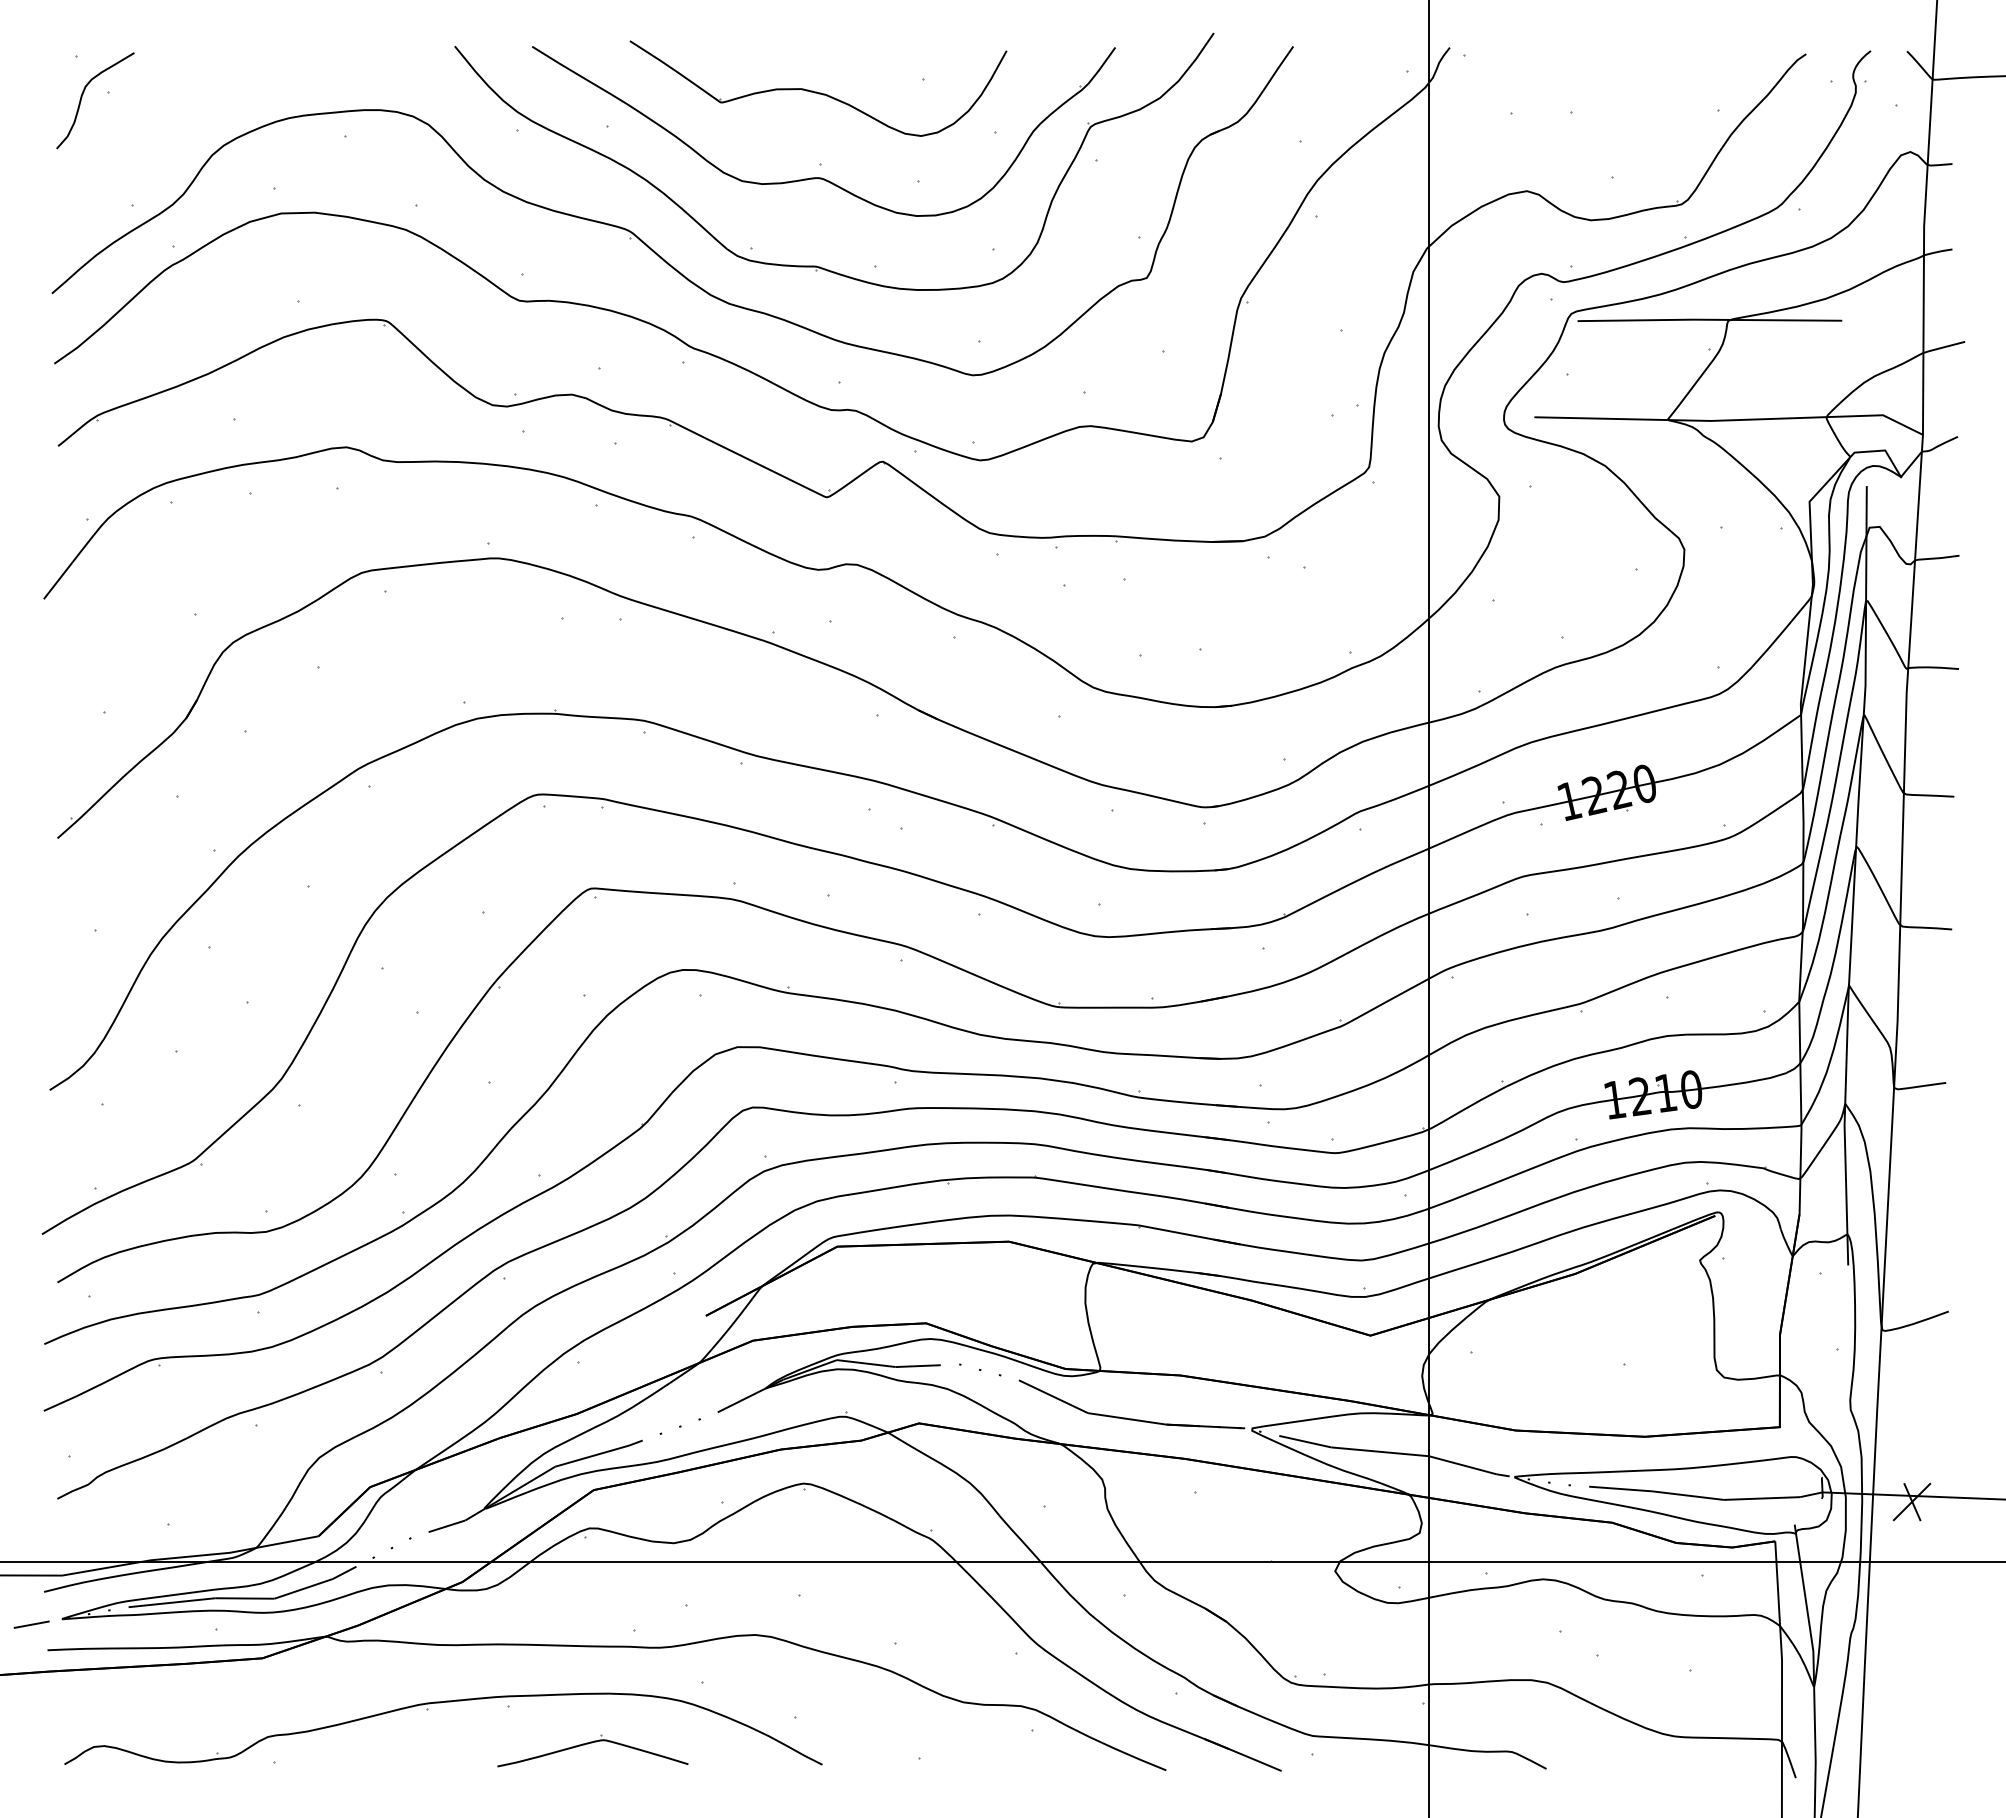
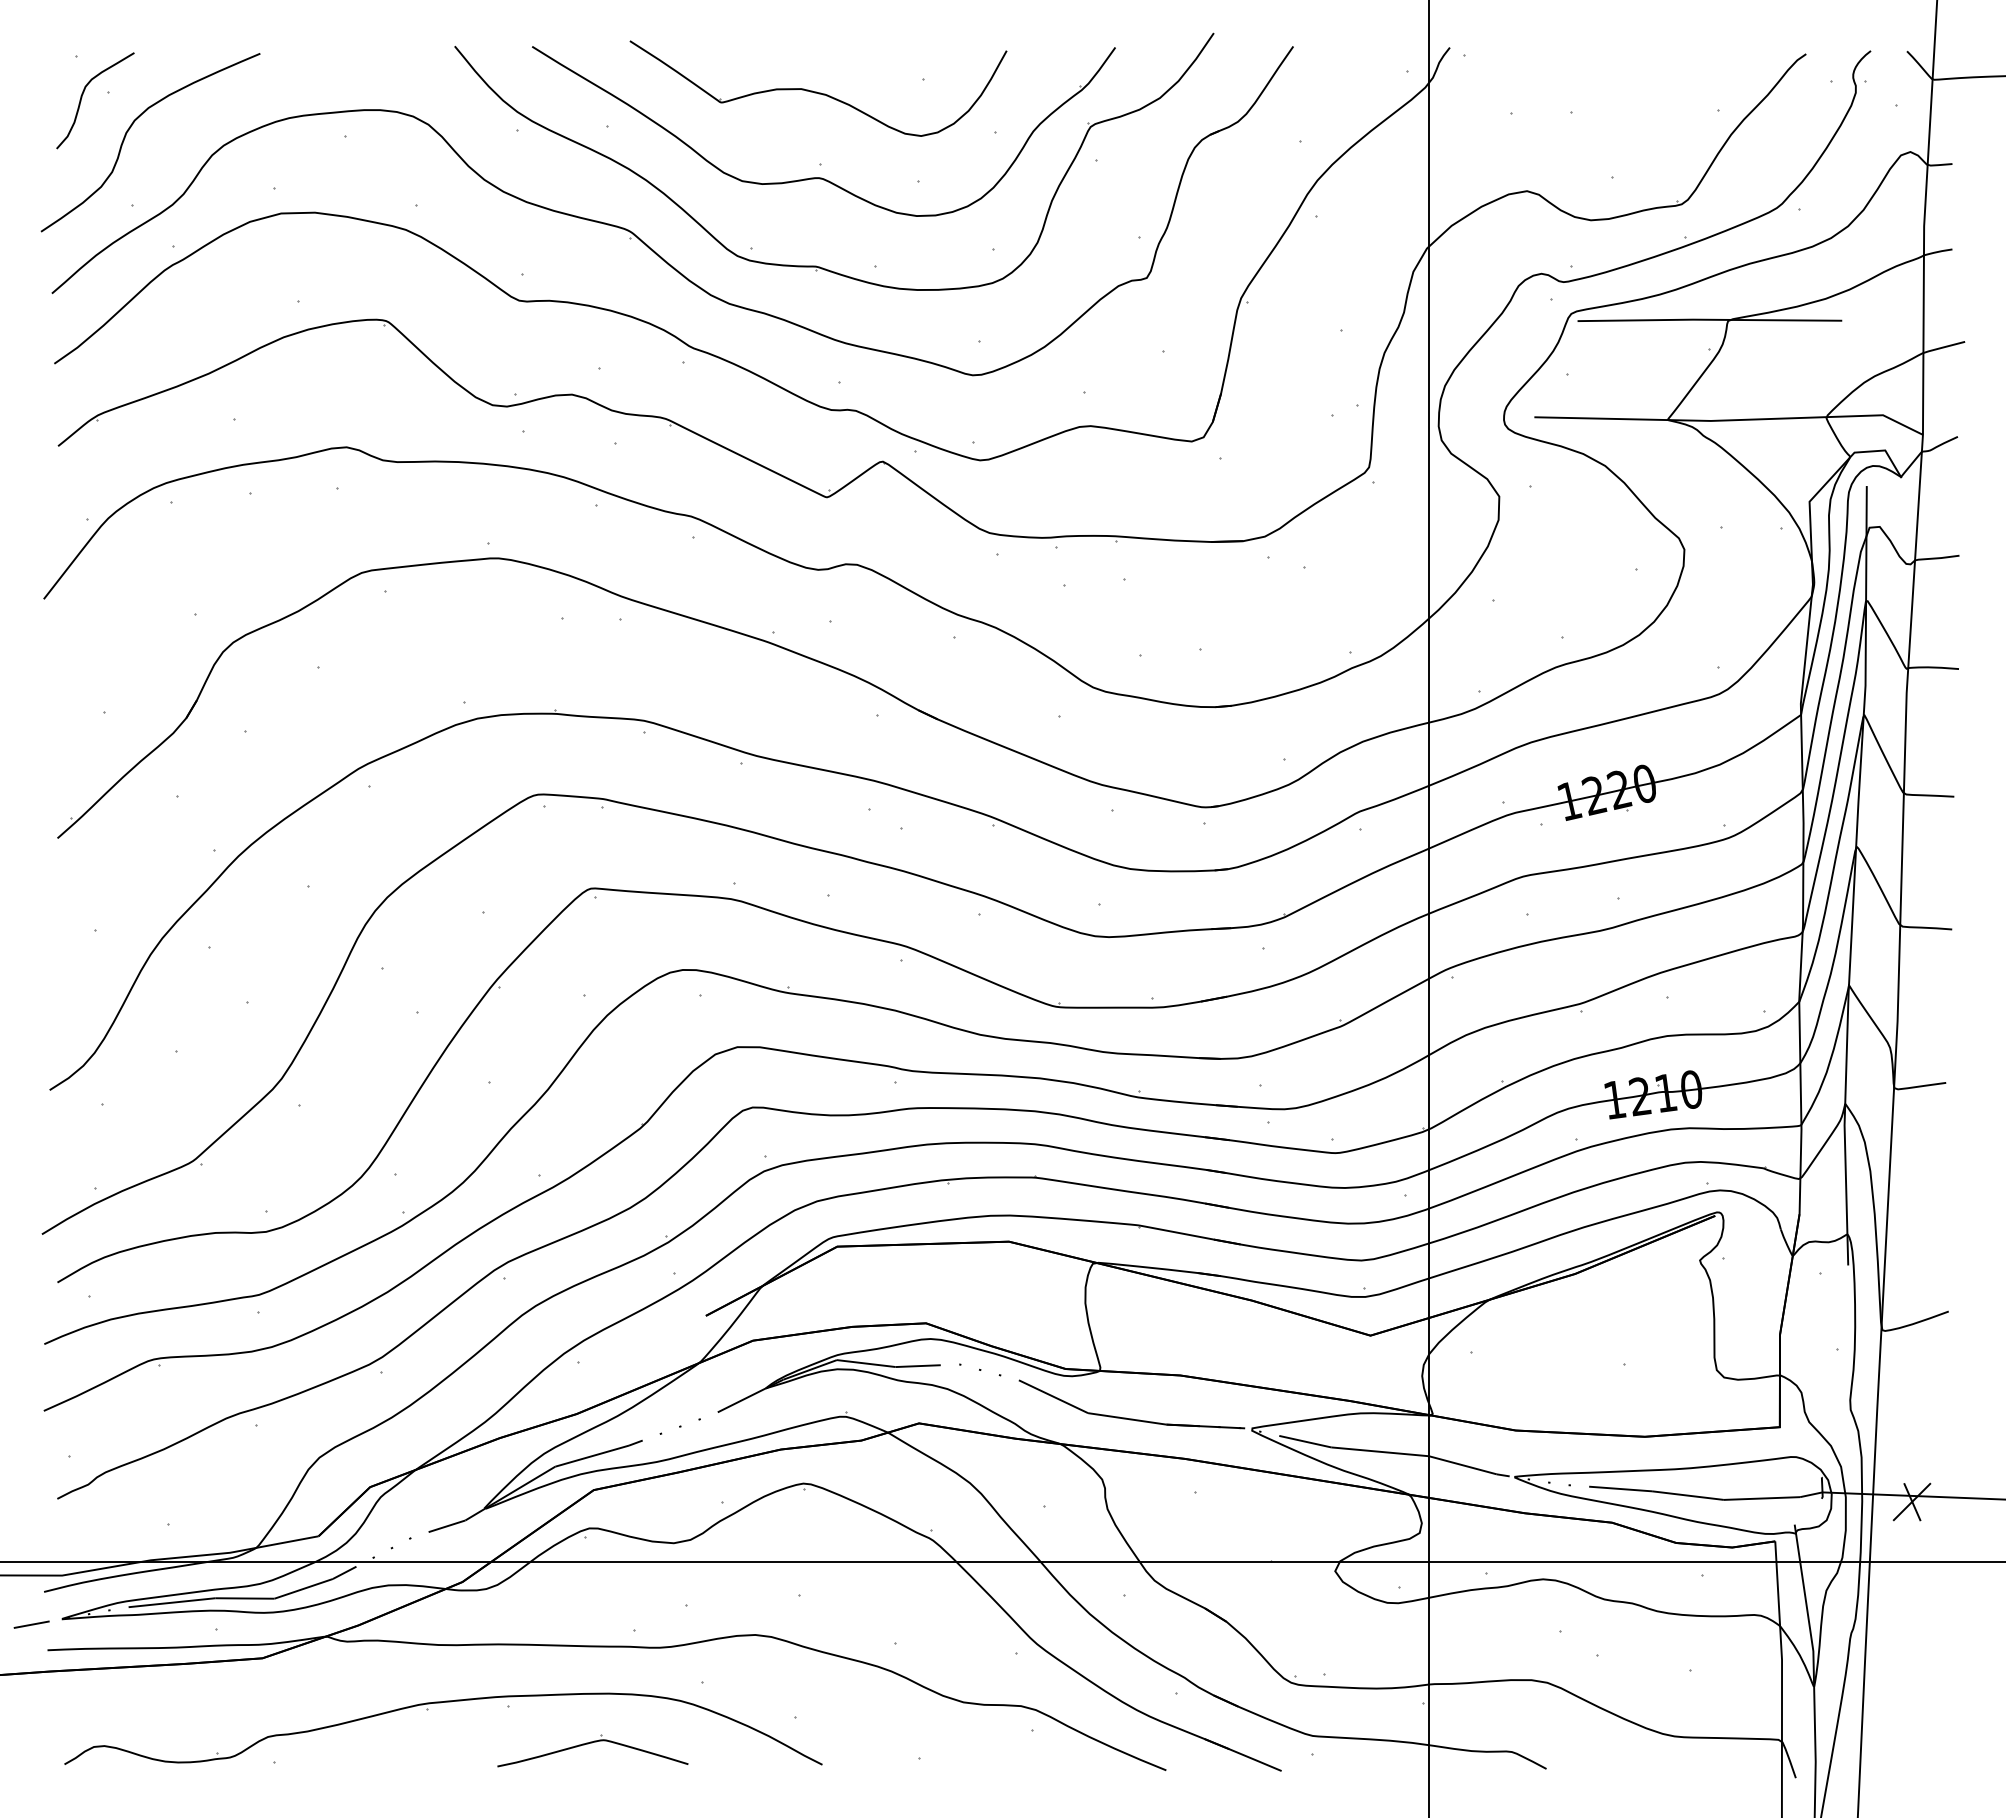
curve: none -> present (129, 130)
